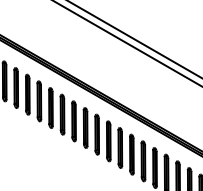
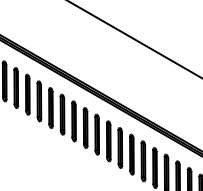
line: present -> none (127, 43)
